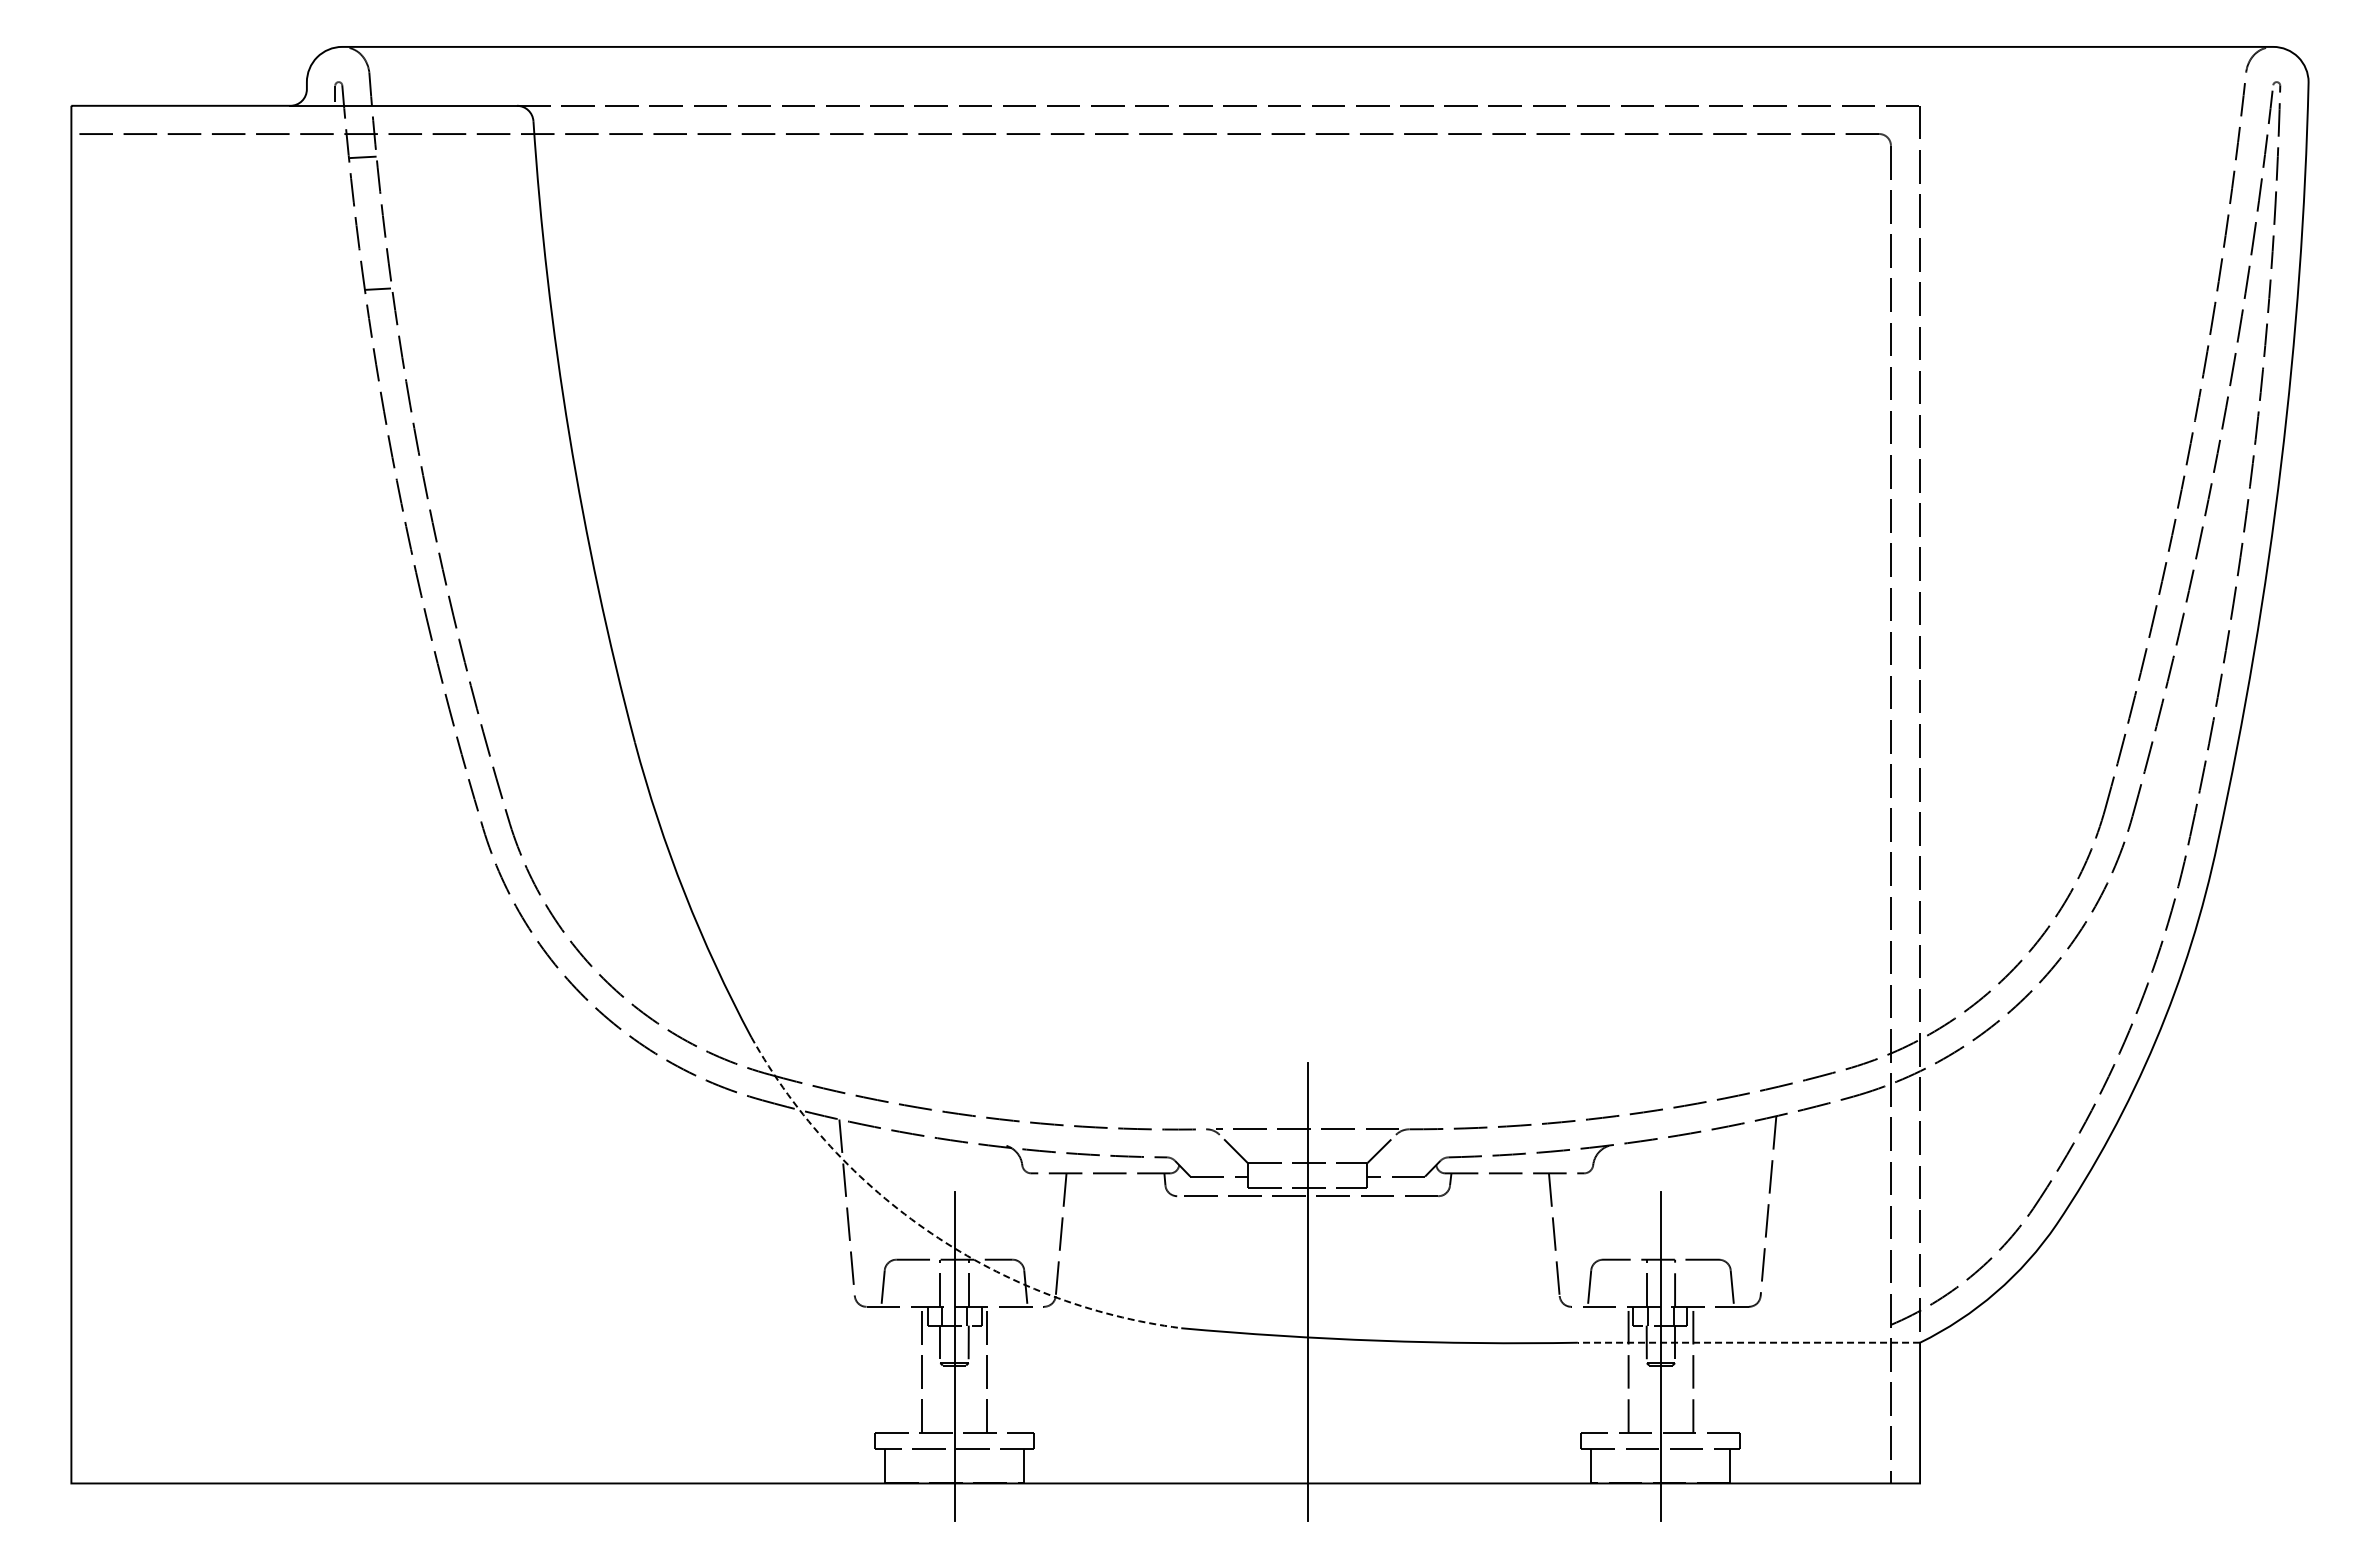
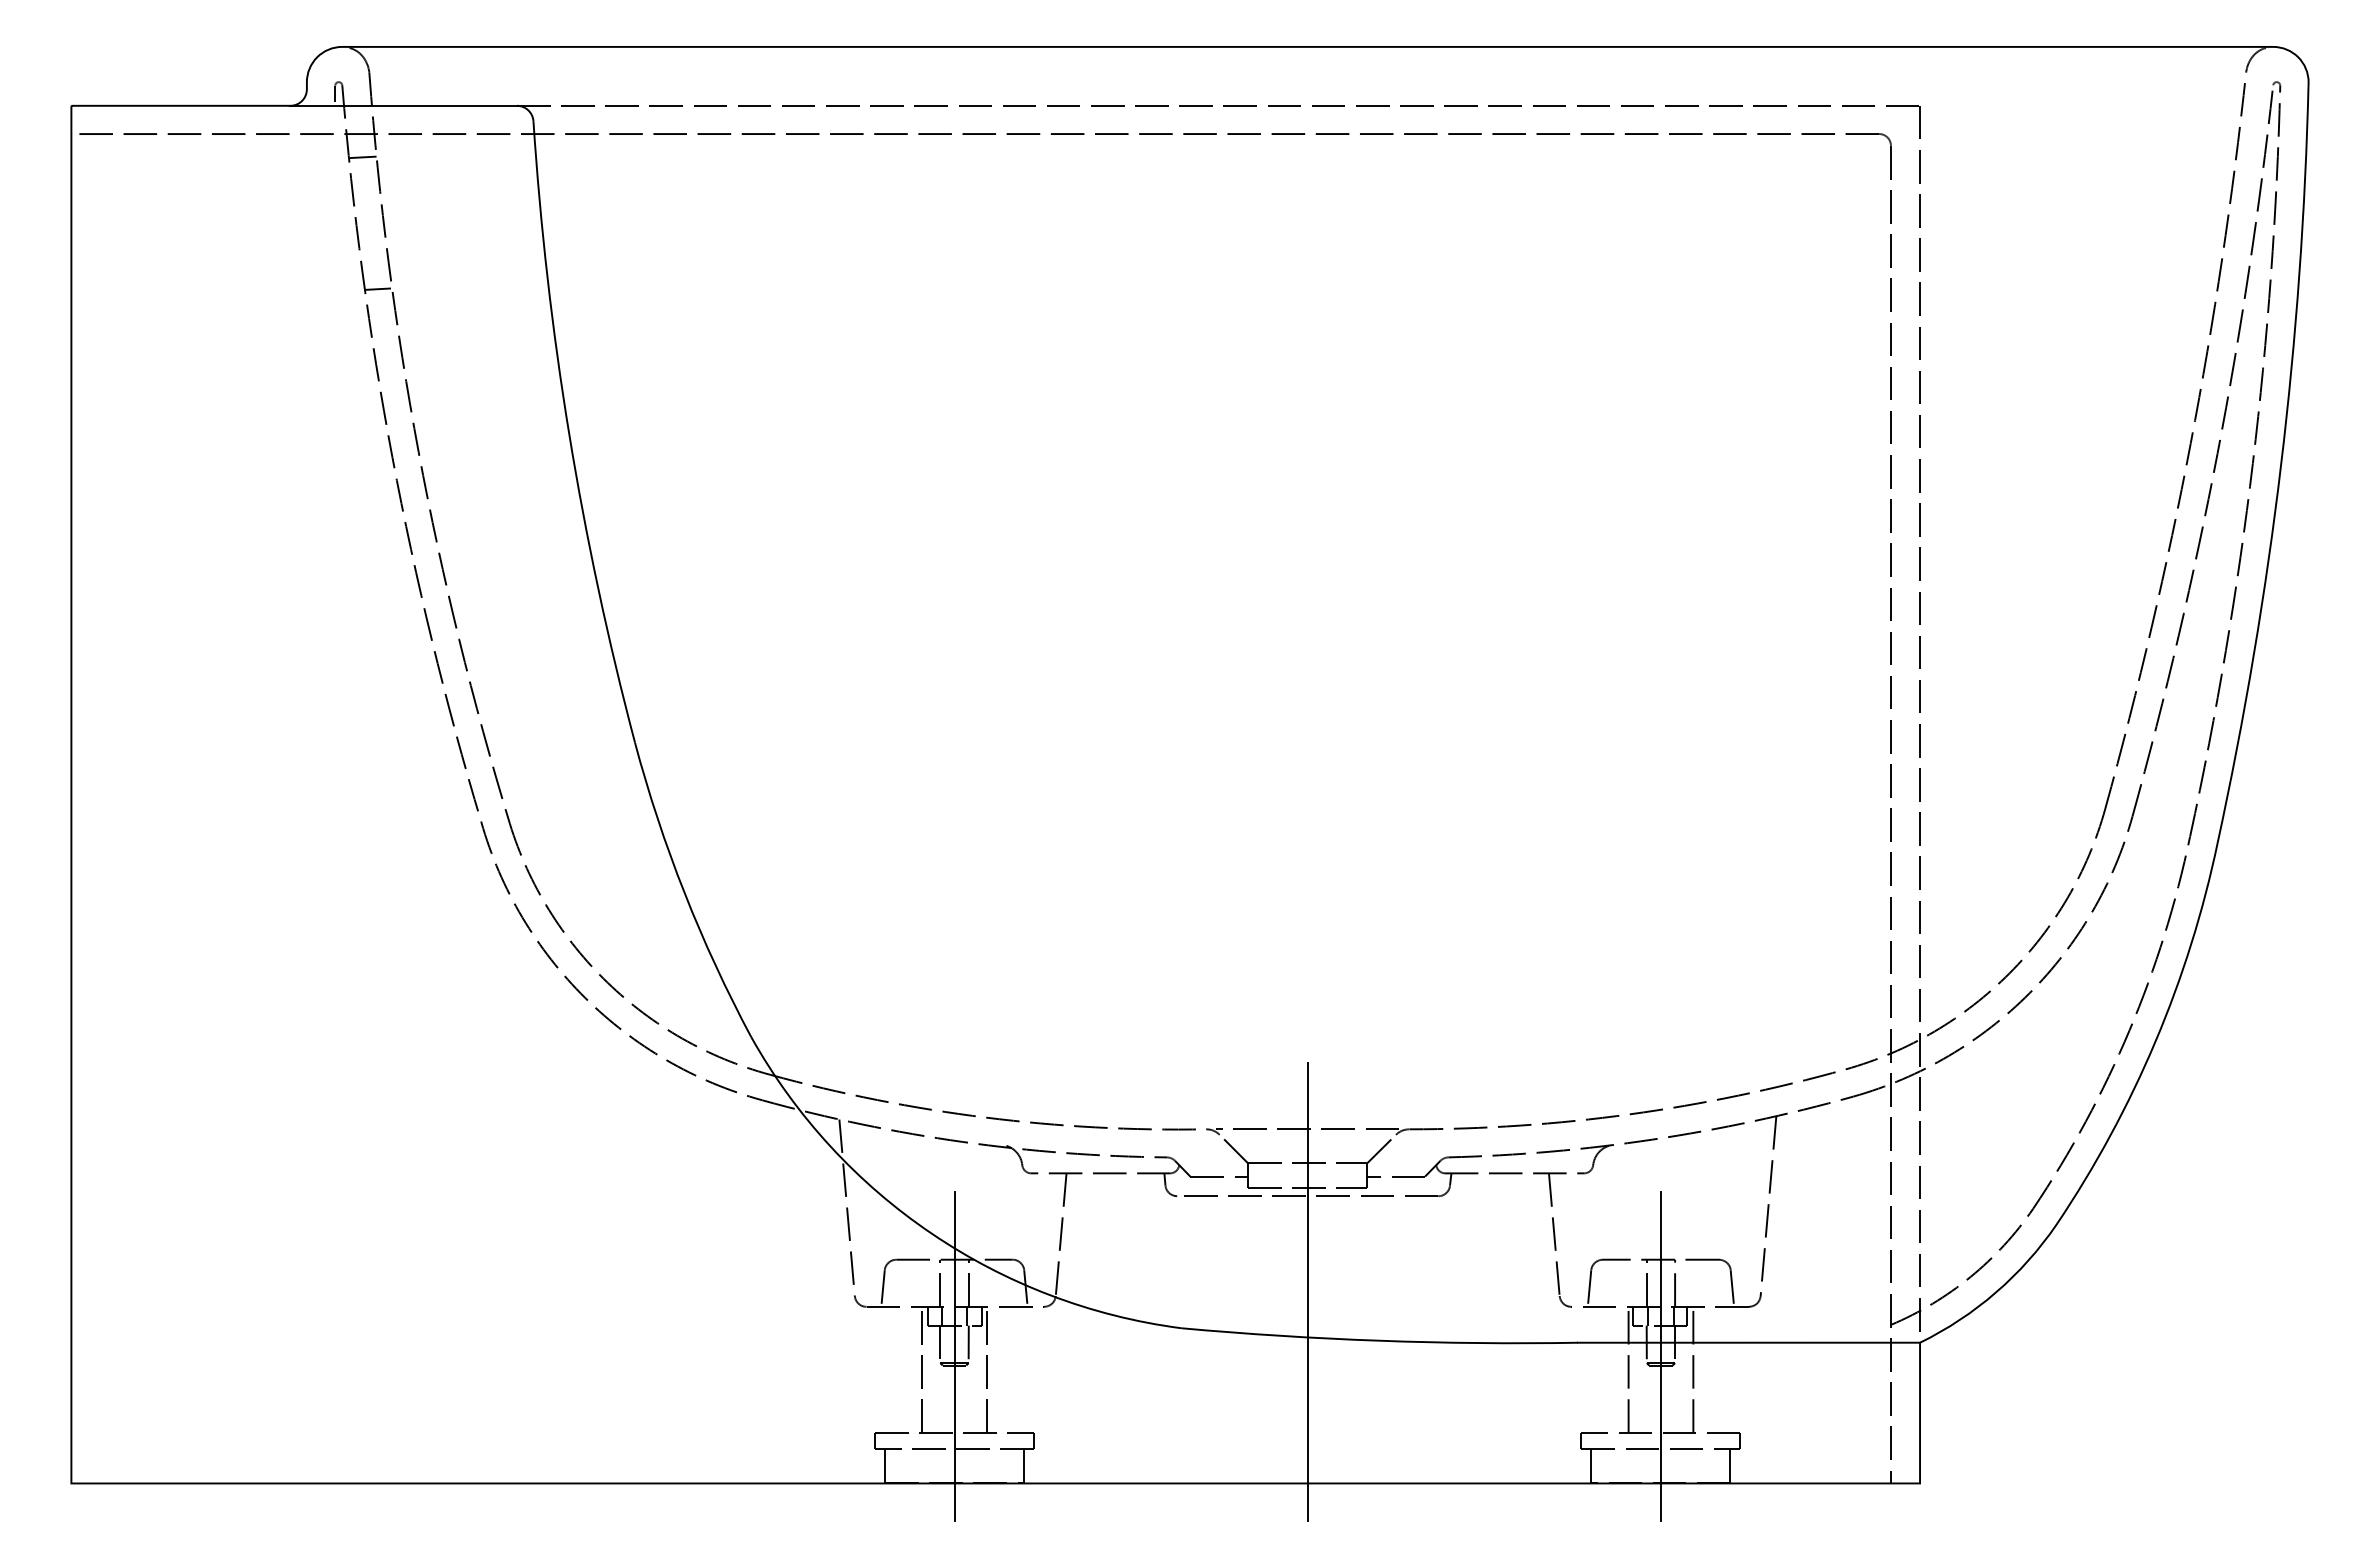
arc: dashed -> solid (931, 1233)
line: dashed -> solid (1748, 1342)
